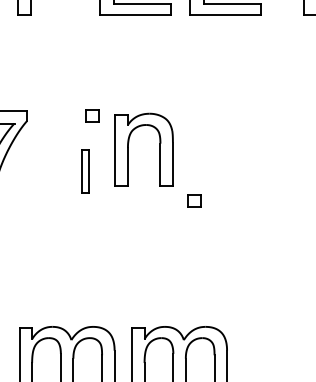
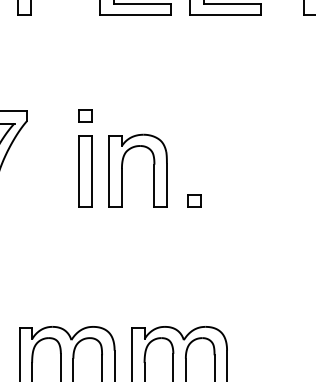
part position: (92, 115) -> (85, 115) (85, 115)
part position: (128, 149) -> (122, 170) (122, 170)
part size: 9x45 px -> 15x73 px (85, 171)
